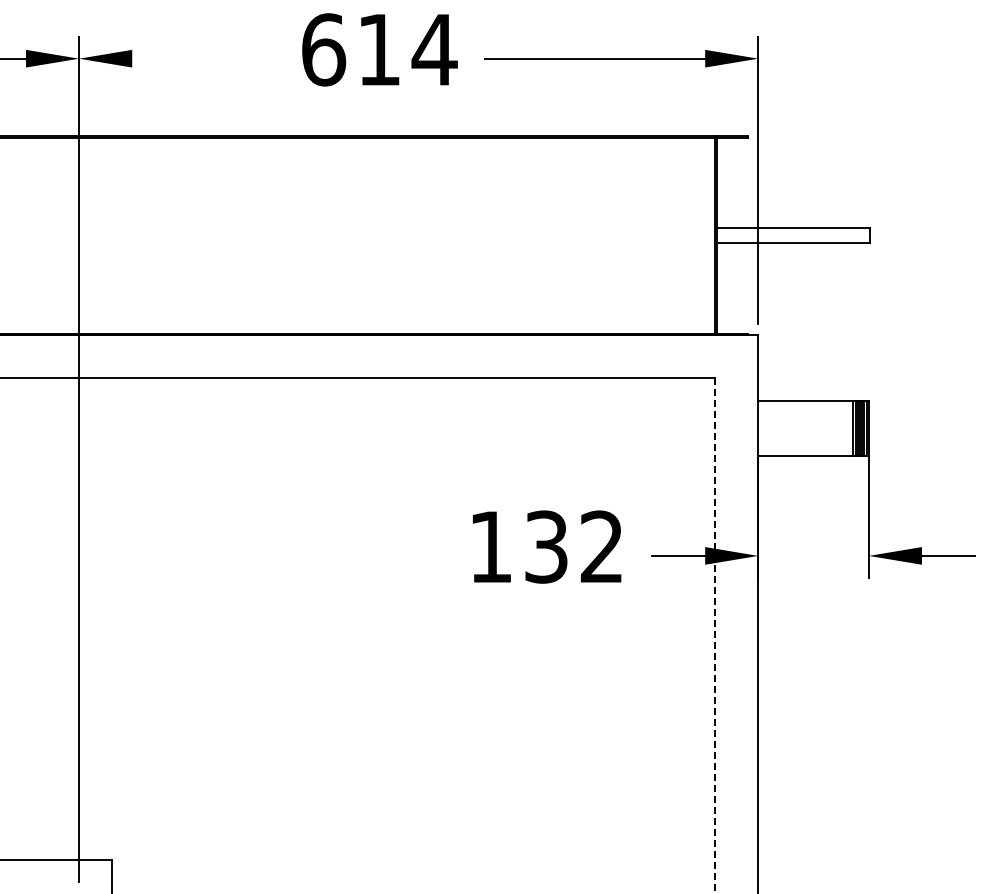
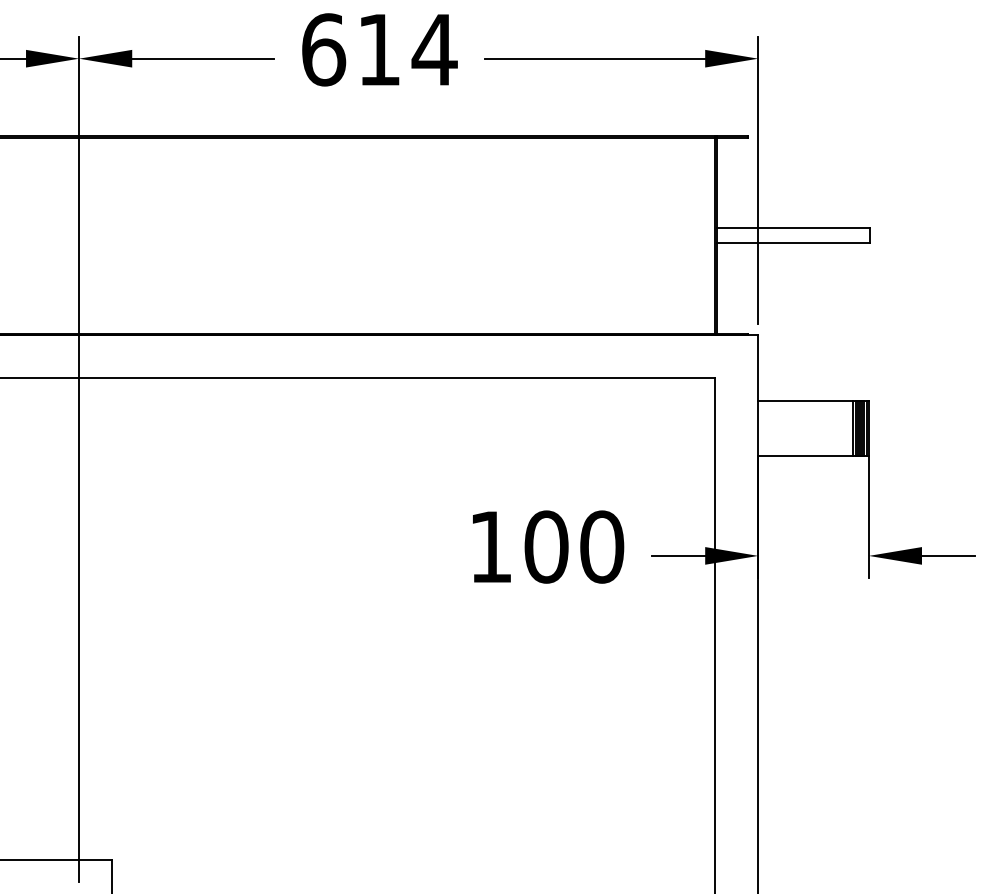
line: none -> present (202, 58)
text: 132 -> 100 (574, 546)
line: dashed -> solid (715, 636)
